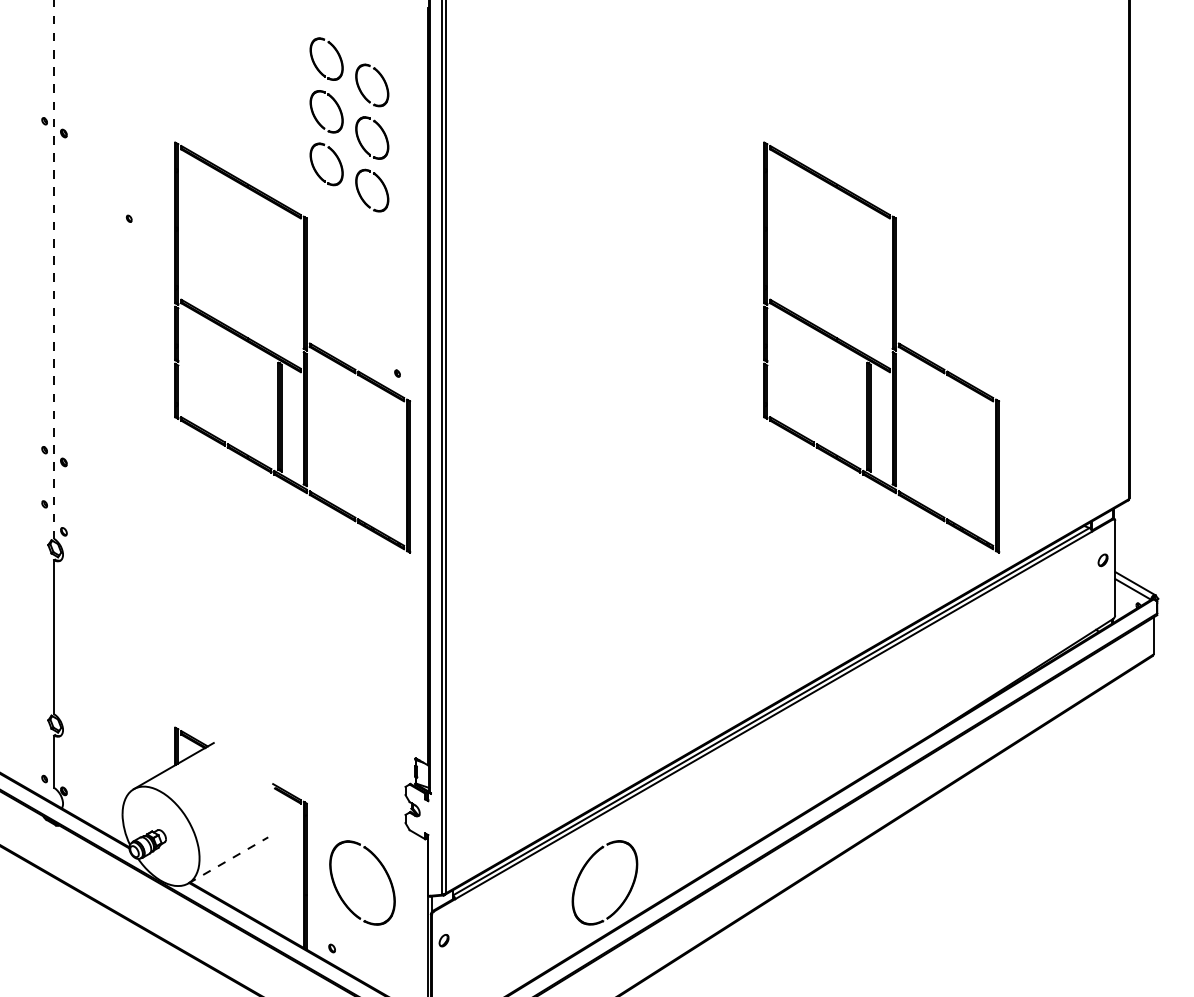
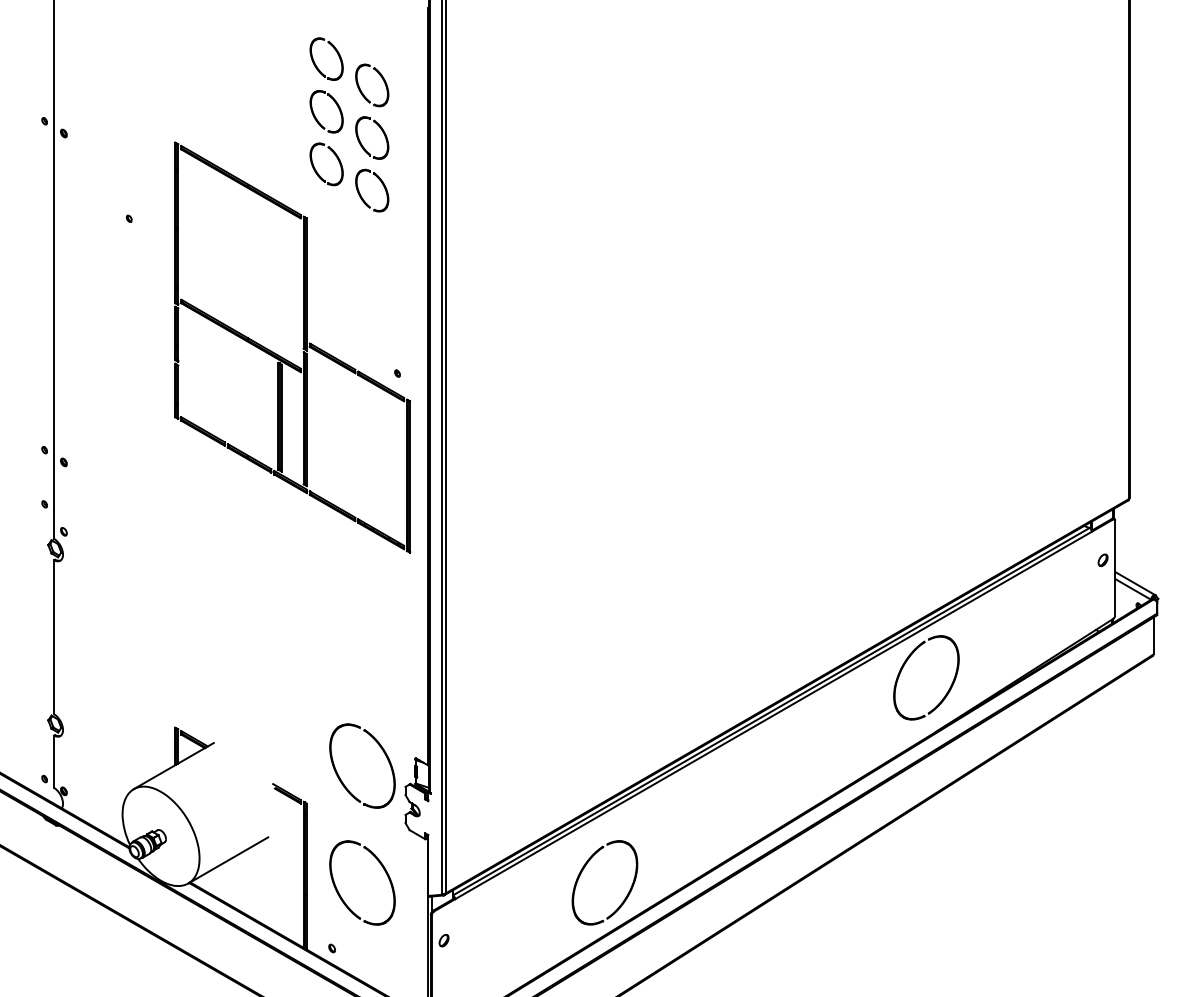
line: dashed -> solid (54, 269)
part: present -> none (881, 347)
part: none -> present (904, 666)
part: none -> present (384, 754)
line: dashed -> solid (228, 860)
